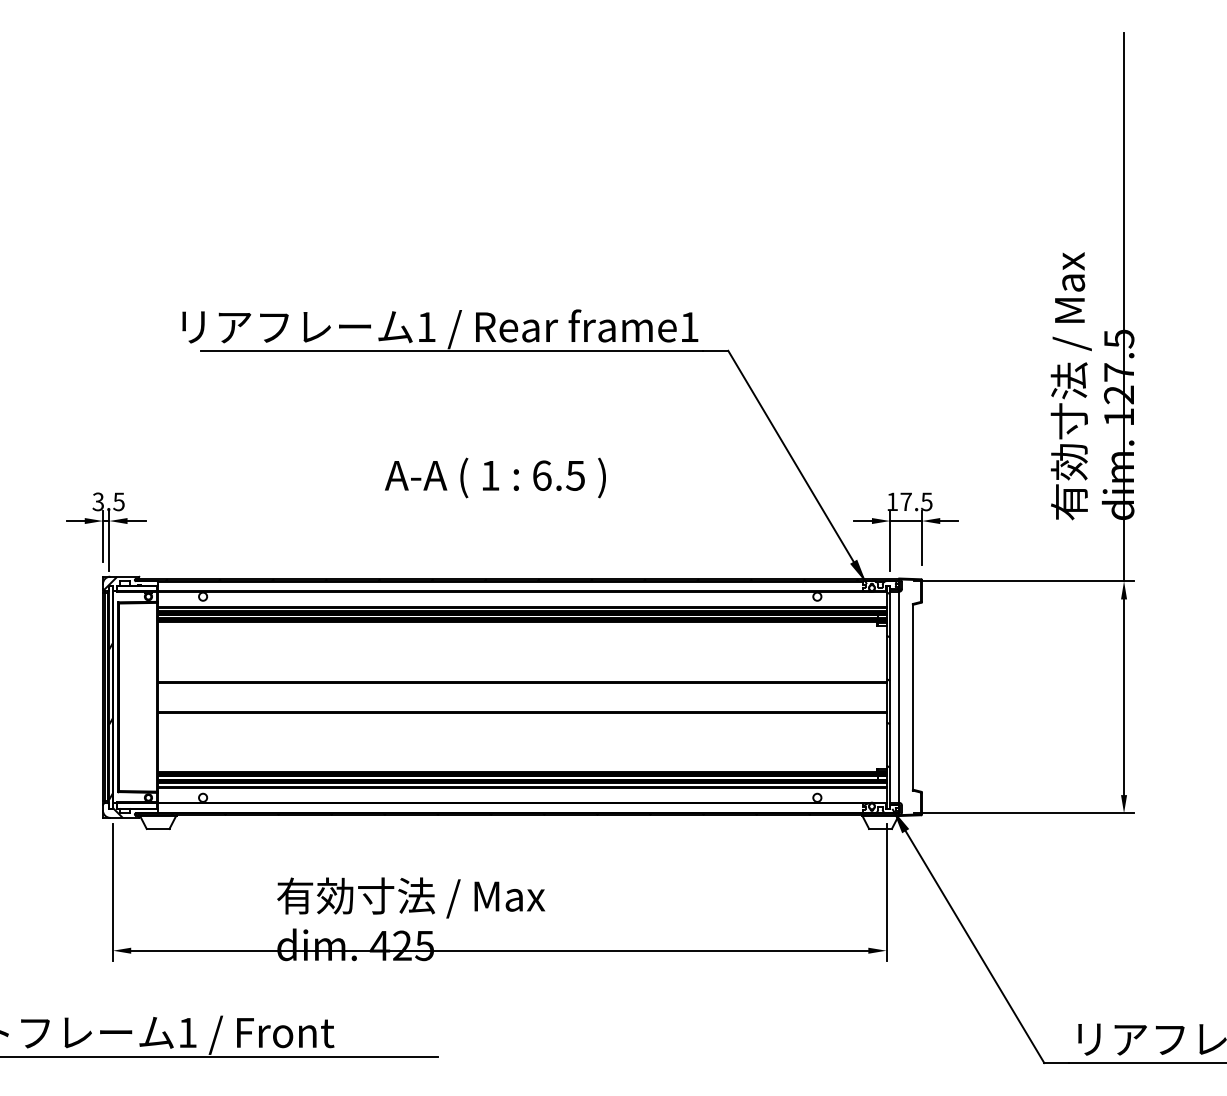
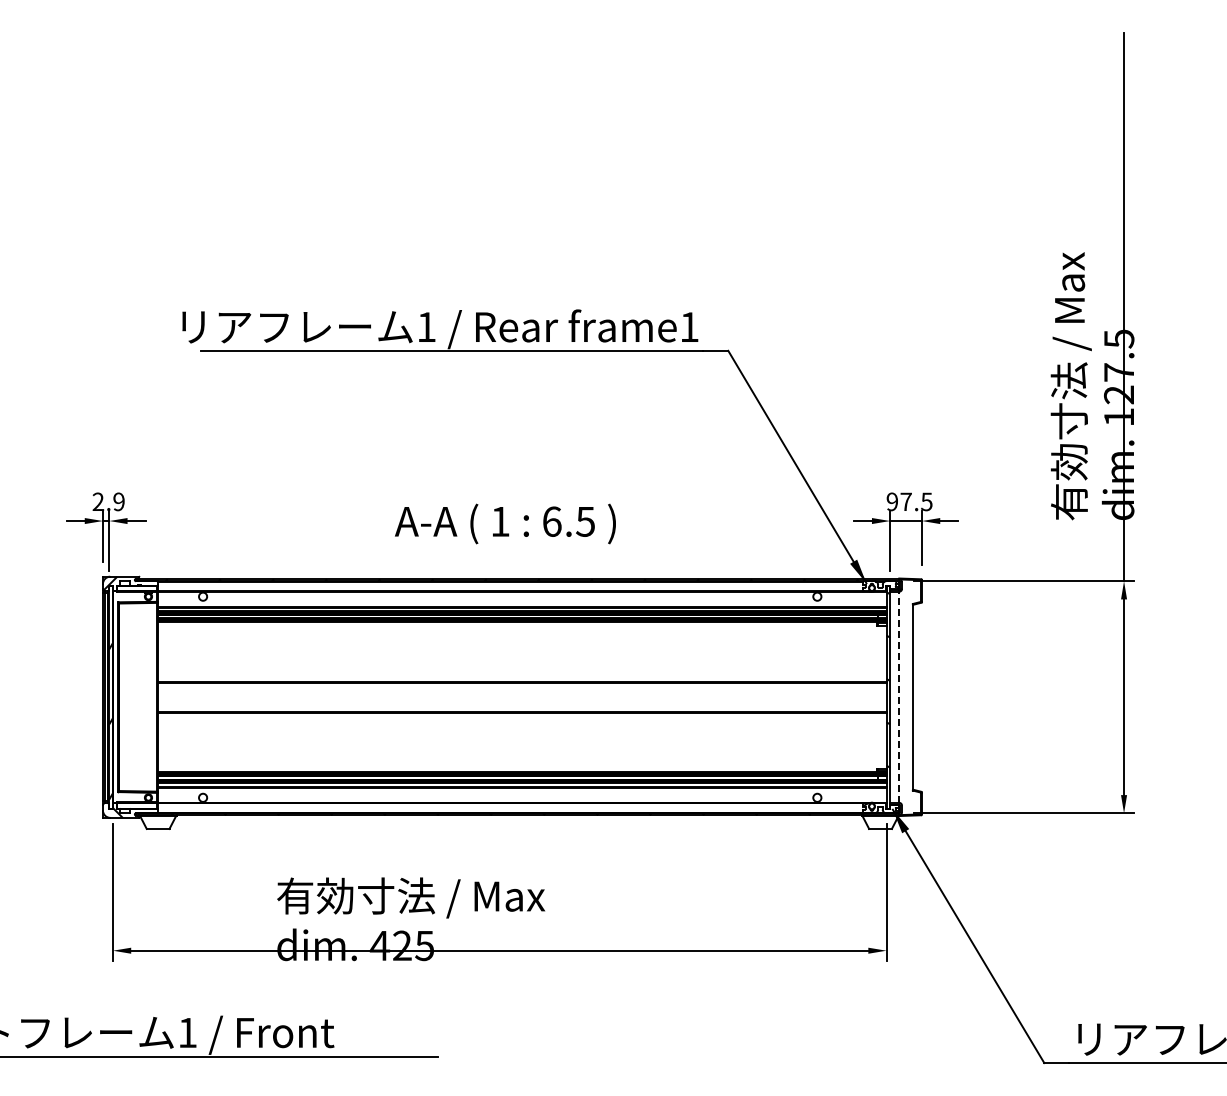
text position: (495, 477) -> (505, 523) (505, 523)
text: 3.5 -> 2.9 (108, 501)
text: 17.5 -> 97.5 (891, 501)
line: solid -> dashed (899, 697)
